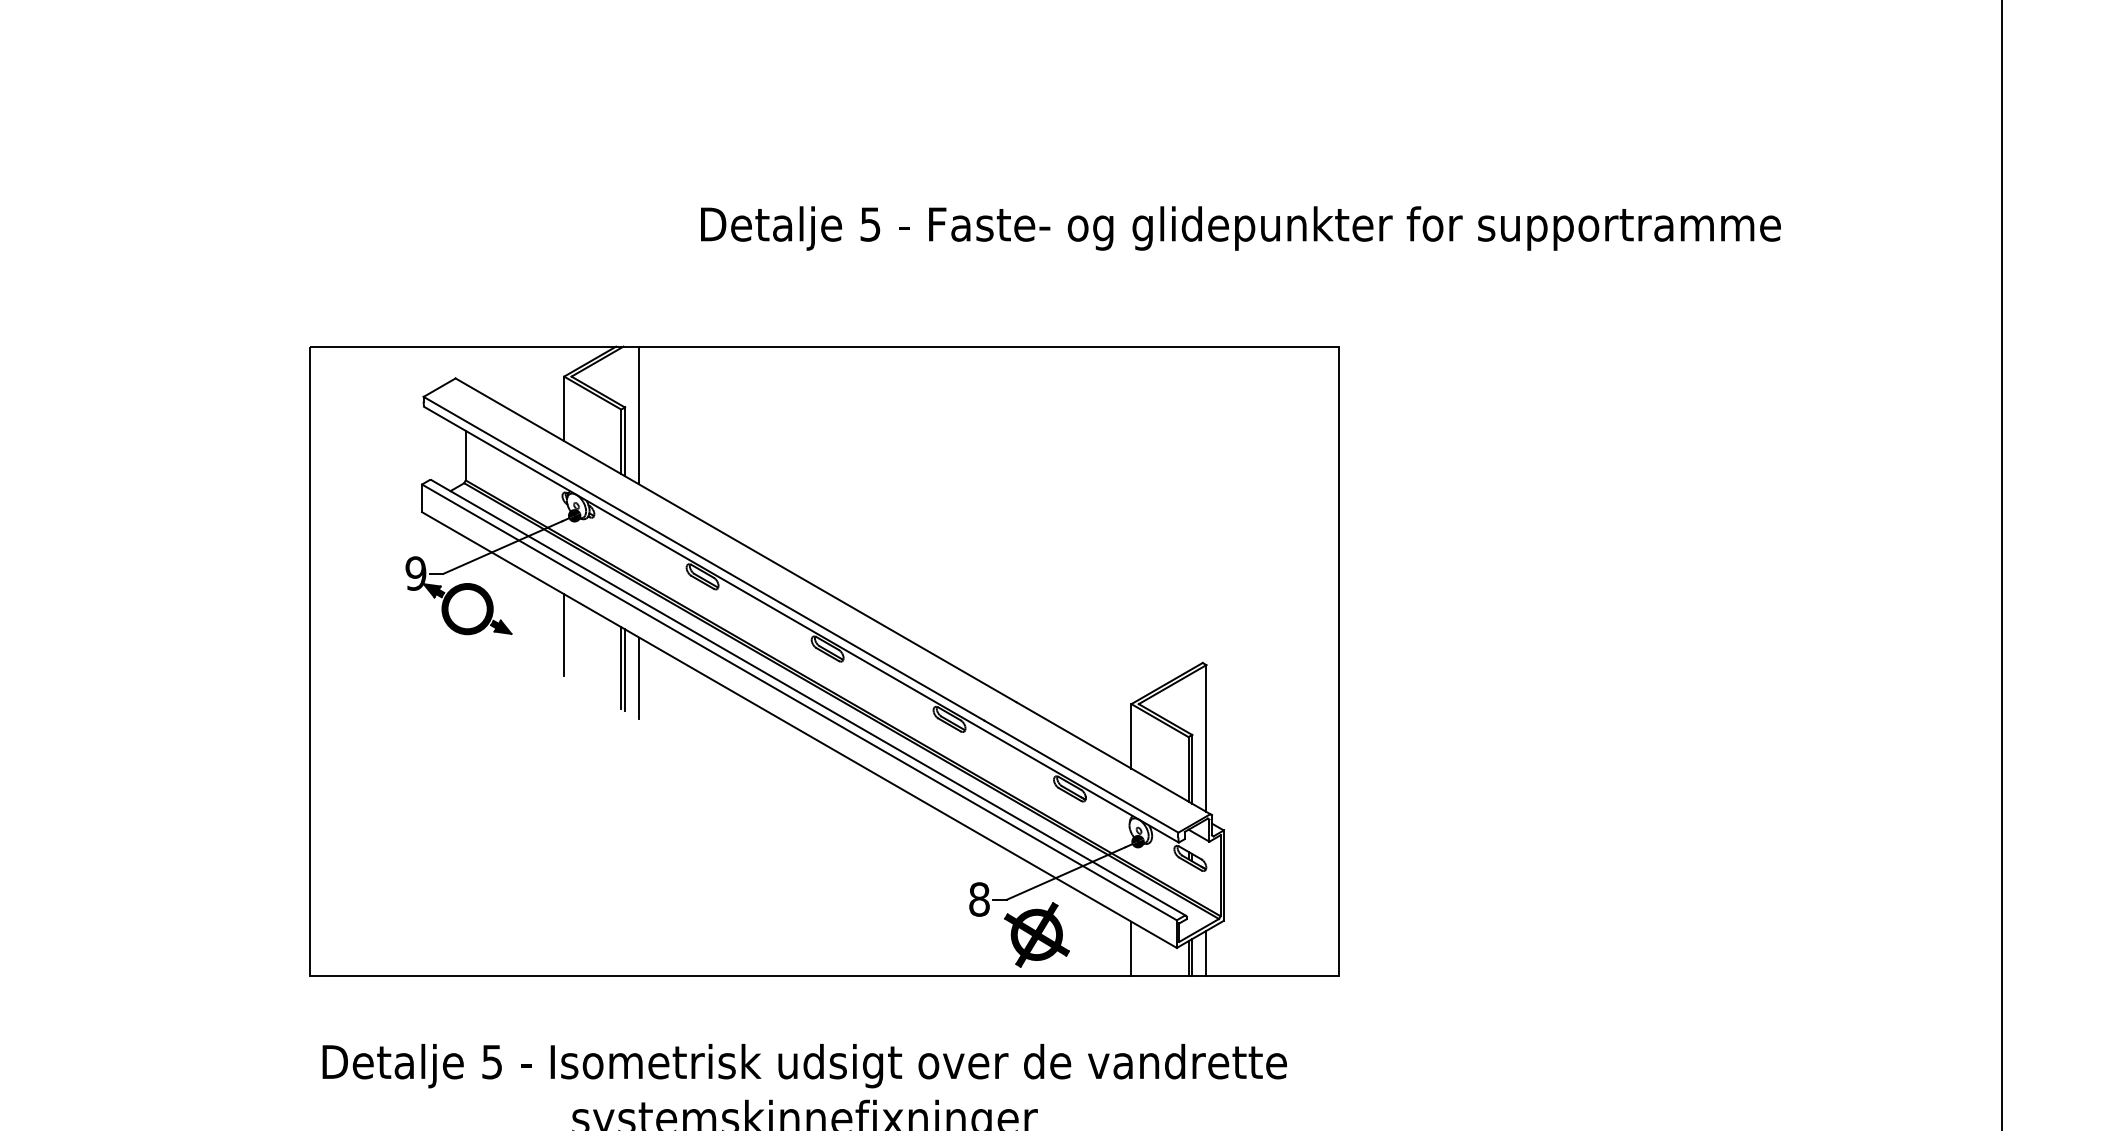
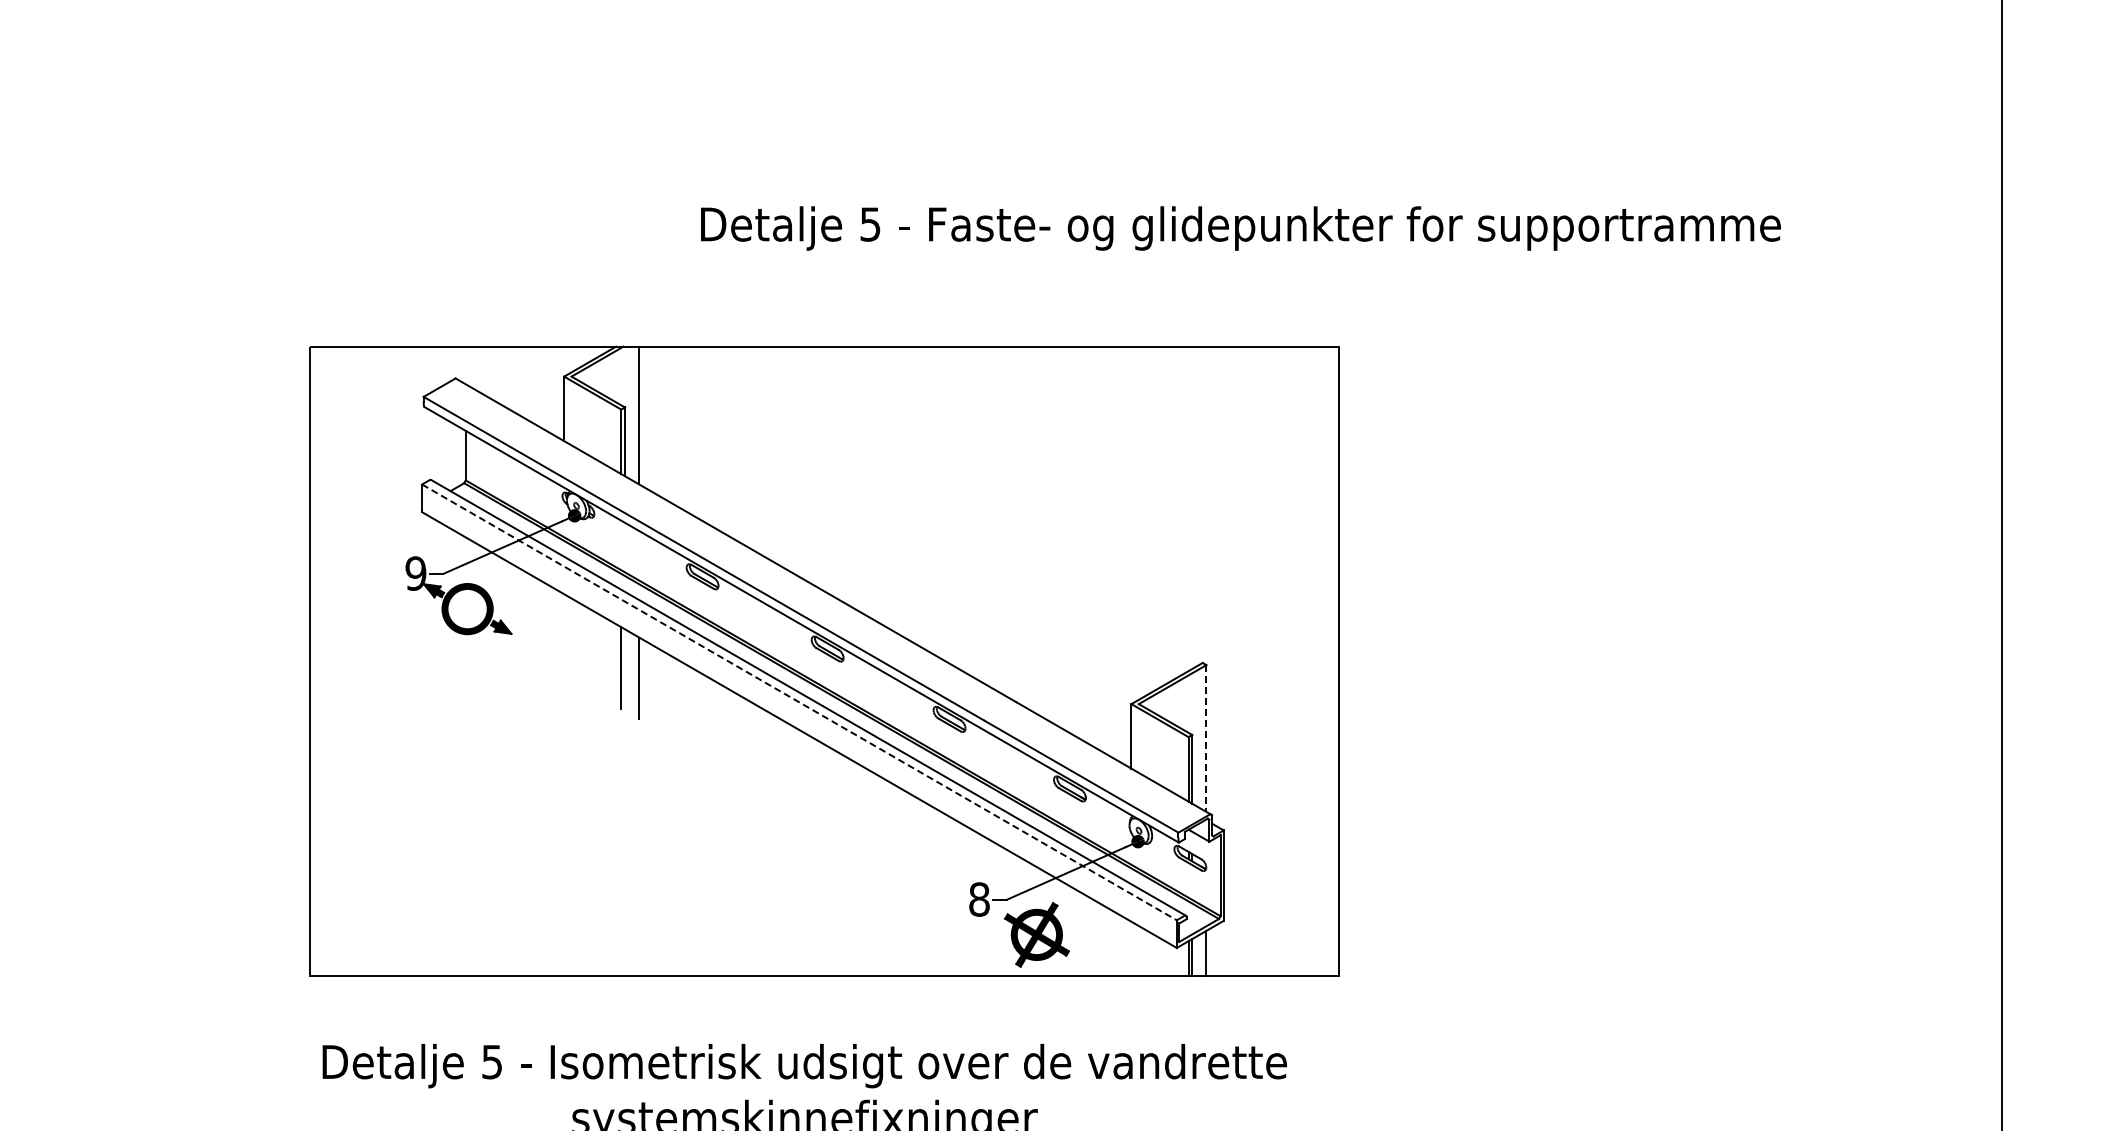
line: present -> none (564, 634)
line: present -> none (625, 669)
line: solid -> dashed (799, 702)
line: solid -> dashed (1206, 739)
line: present -> none (1131, 948)
